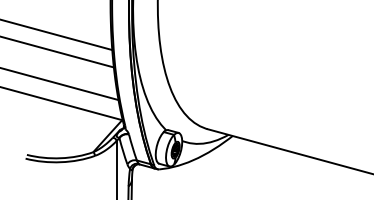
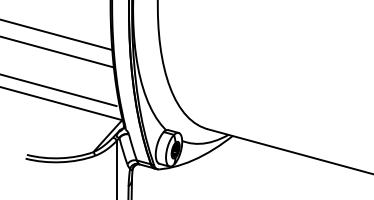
line position: (60, 84) -> (59, 90) (59, 90)
